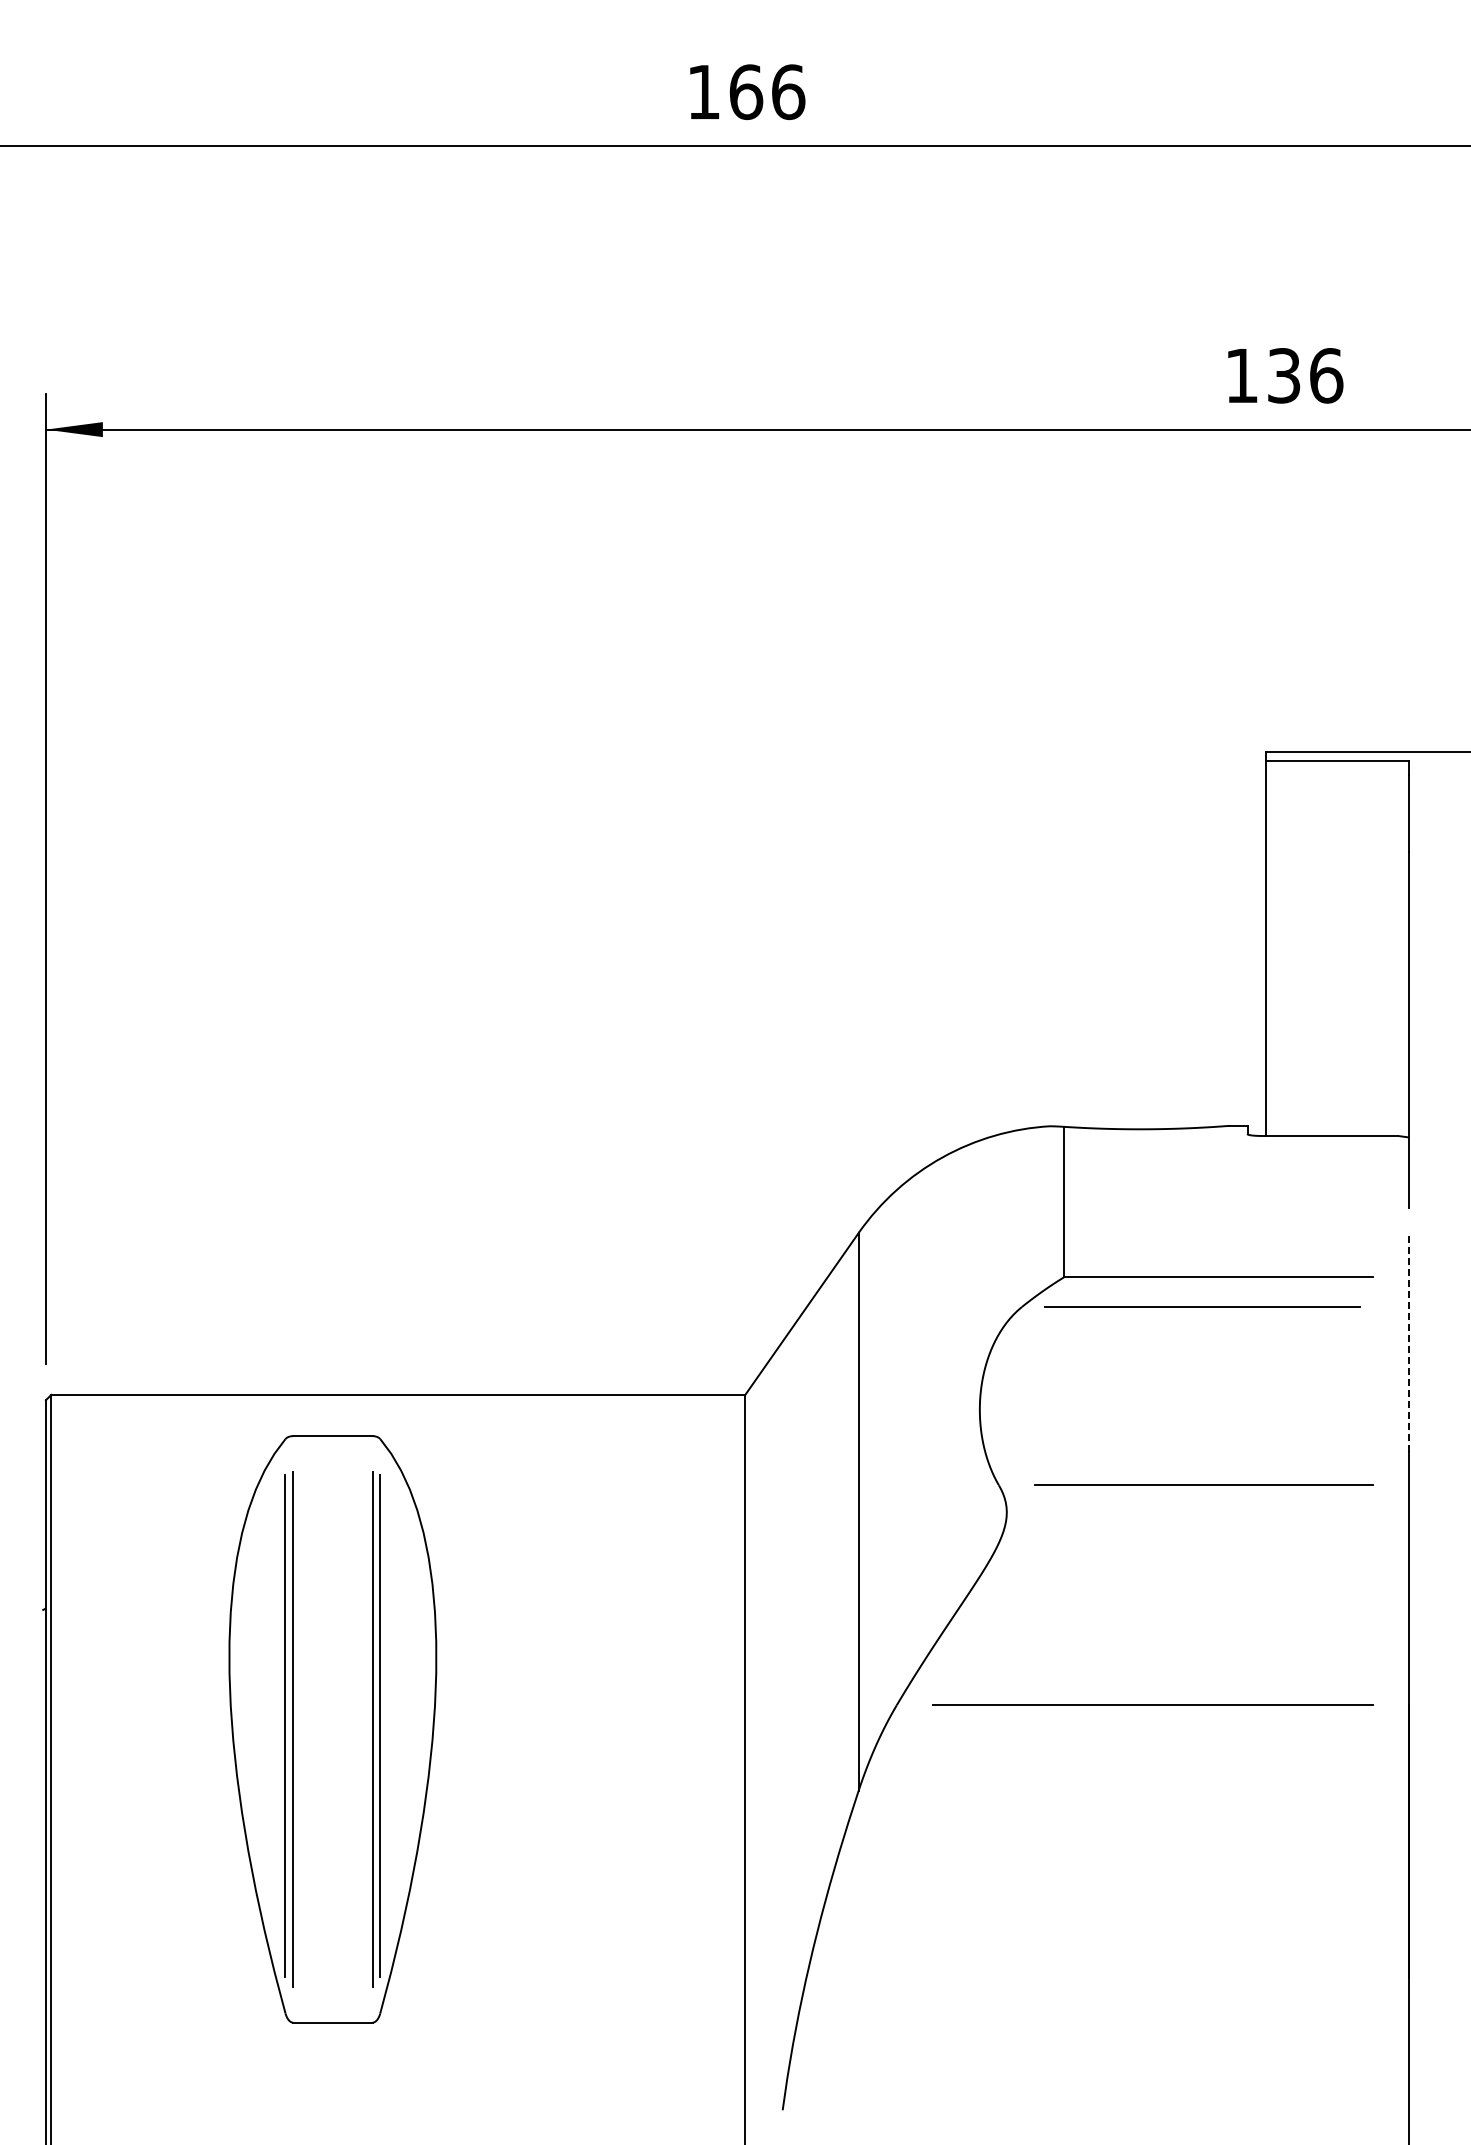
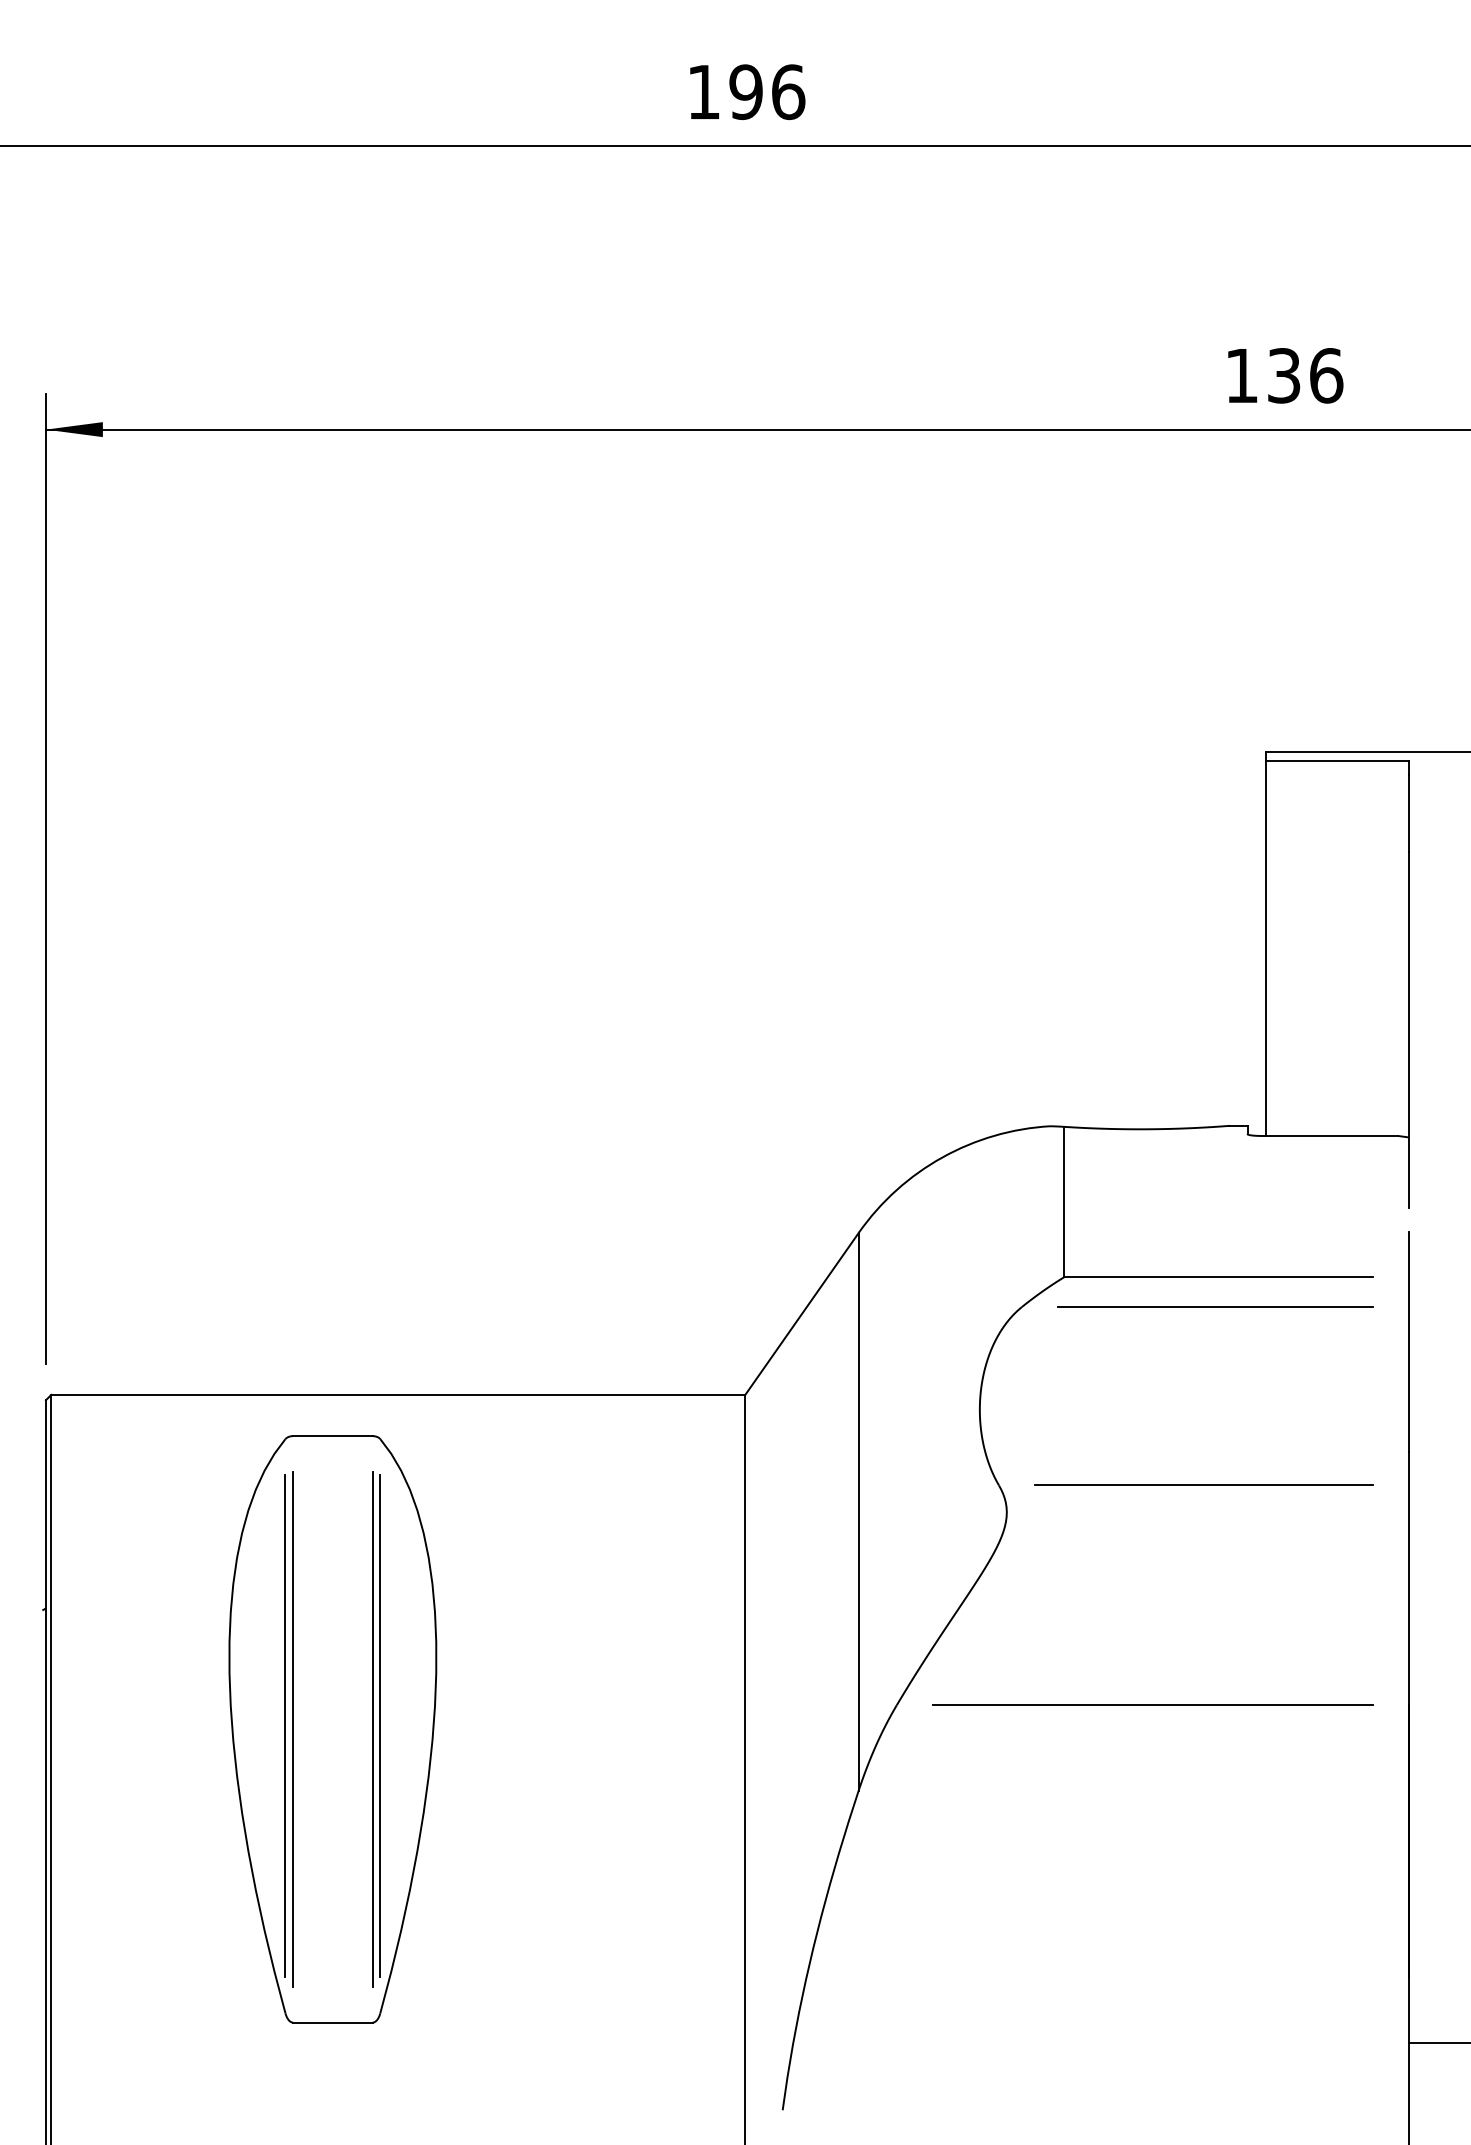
text: 166 -> 196 (746, 92)
line position: (1202, 1306) -> (1215, 1306) (1215, 1306)
line: dashed -> solid (1408, 1341)
line: none -> present (1437, 2043)
